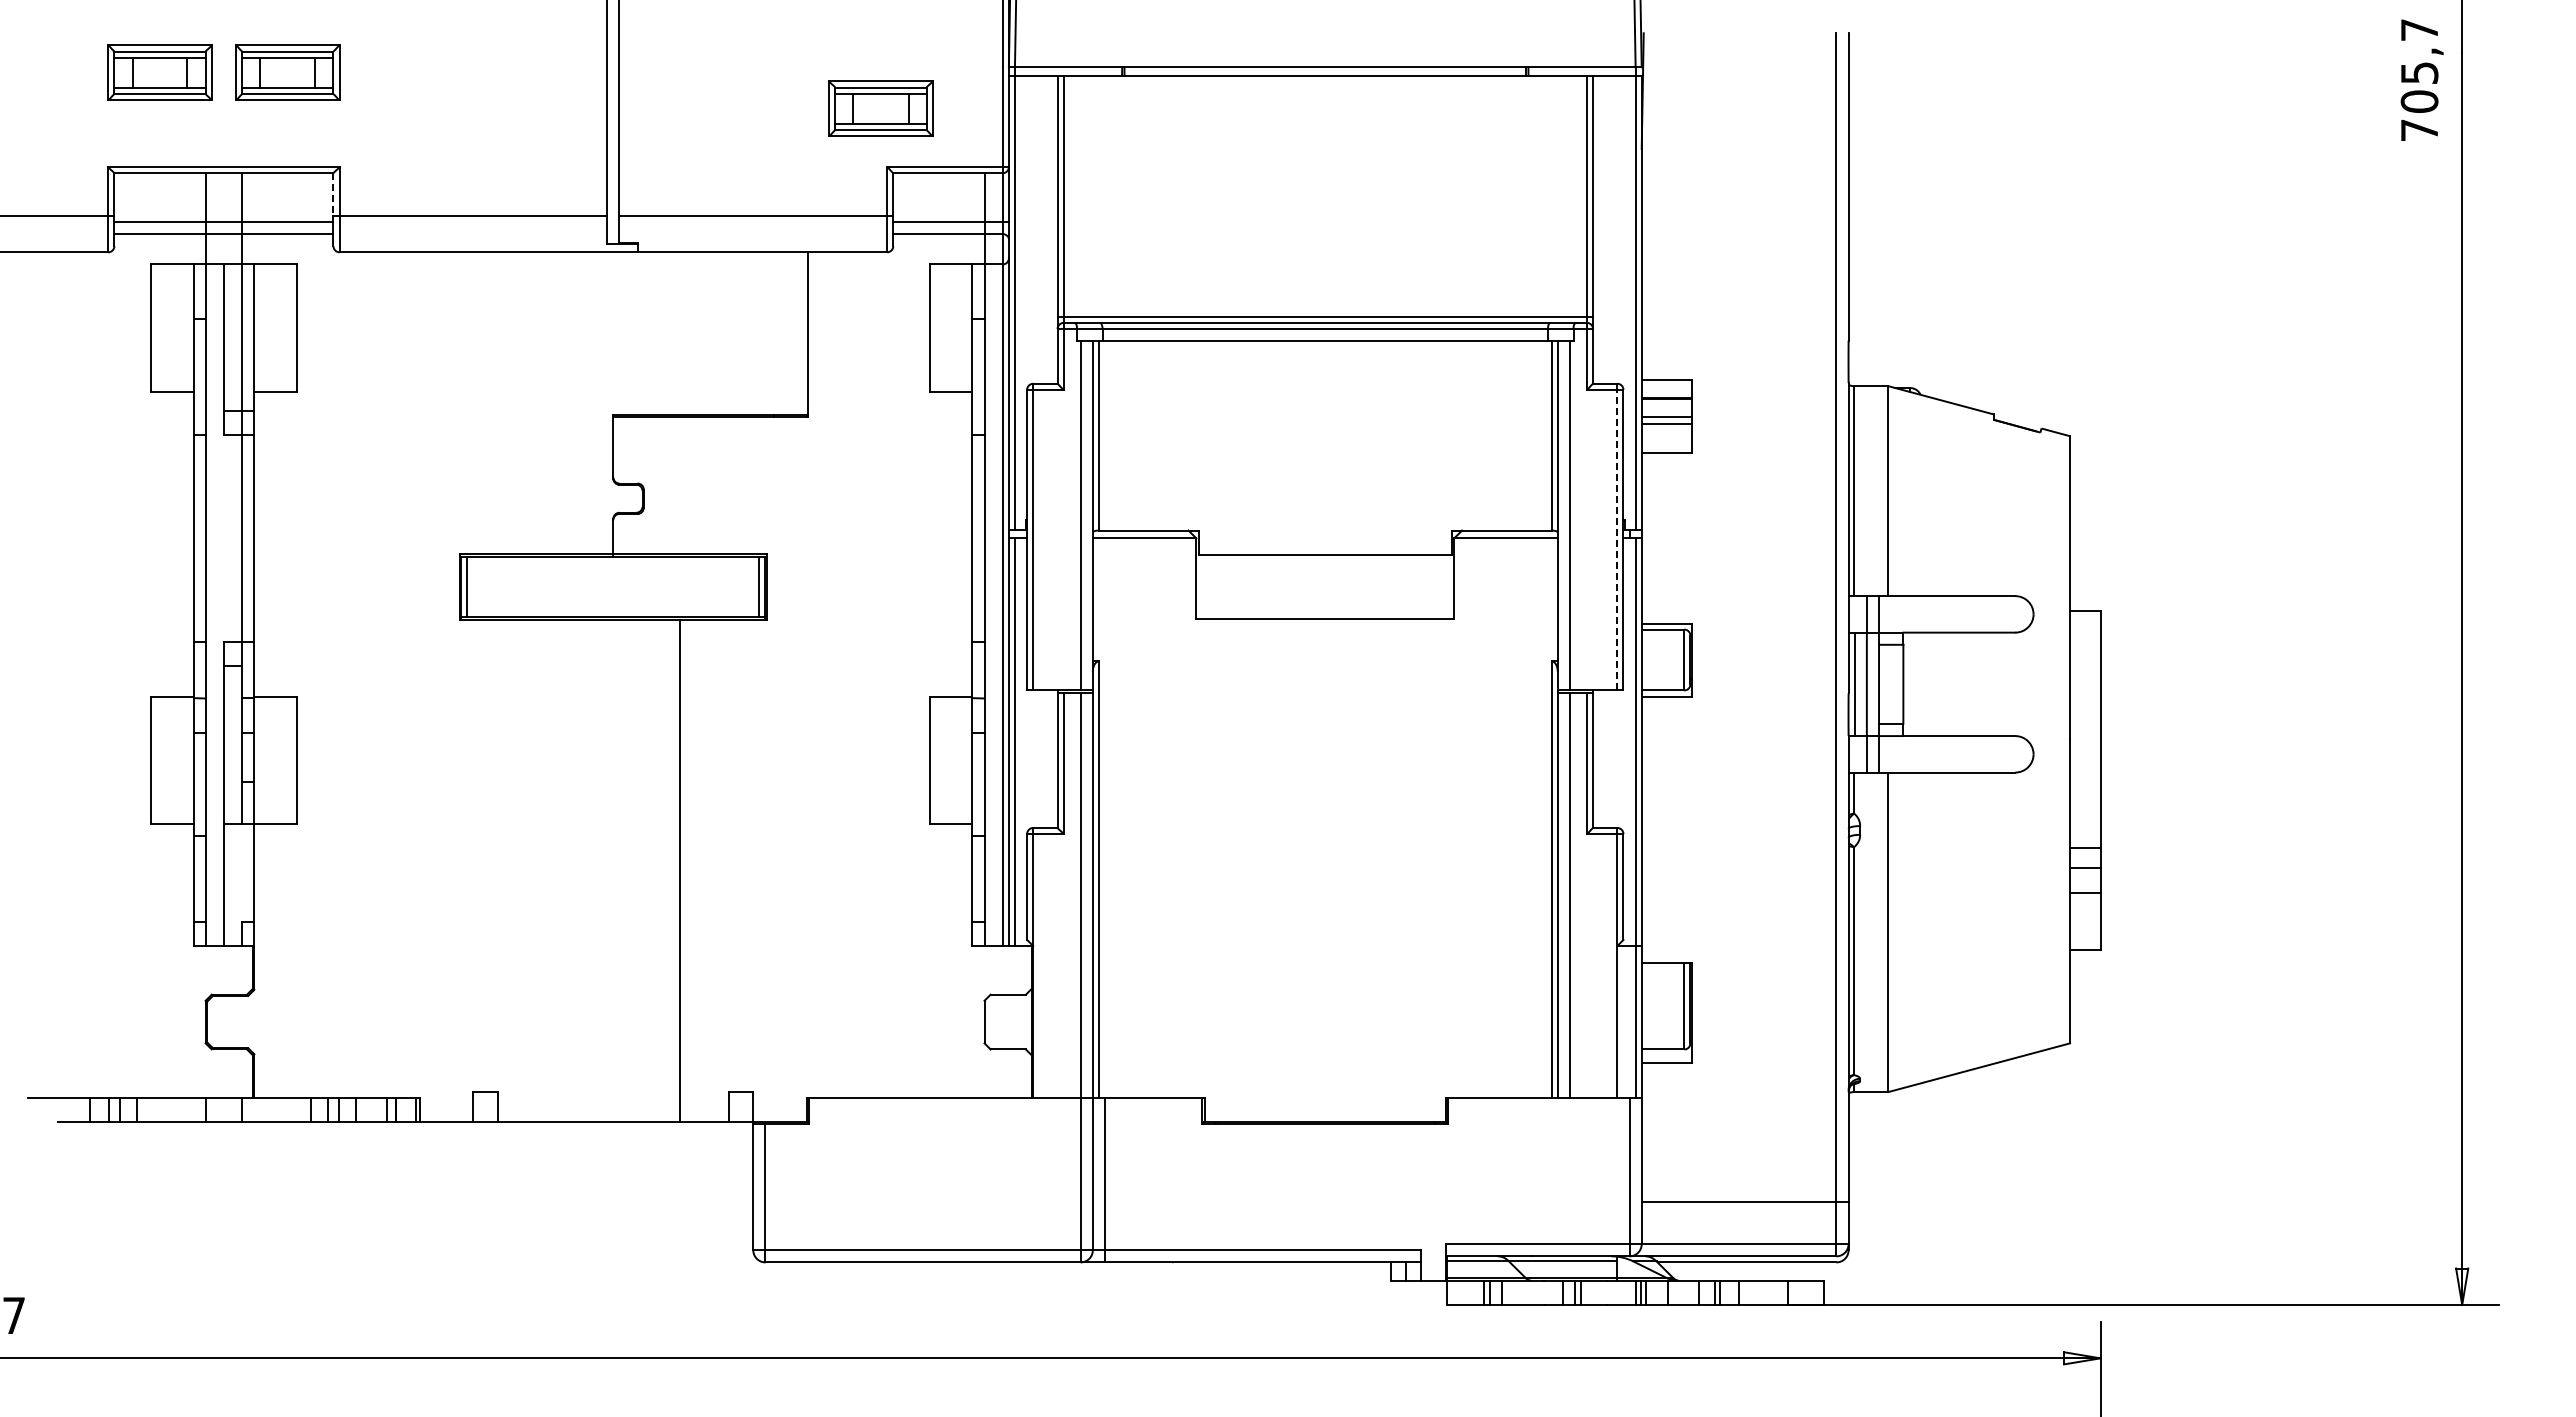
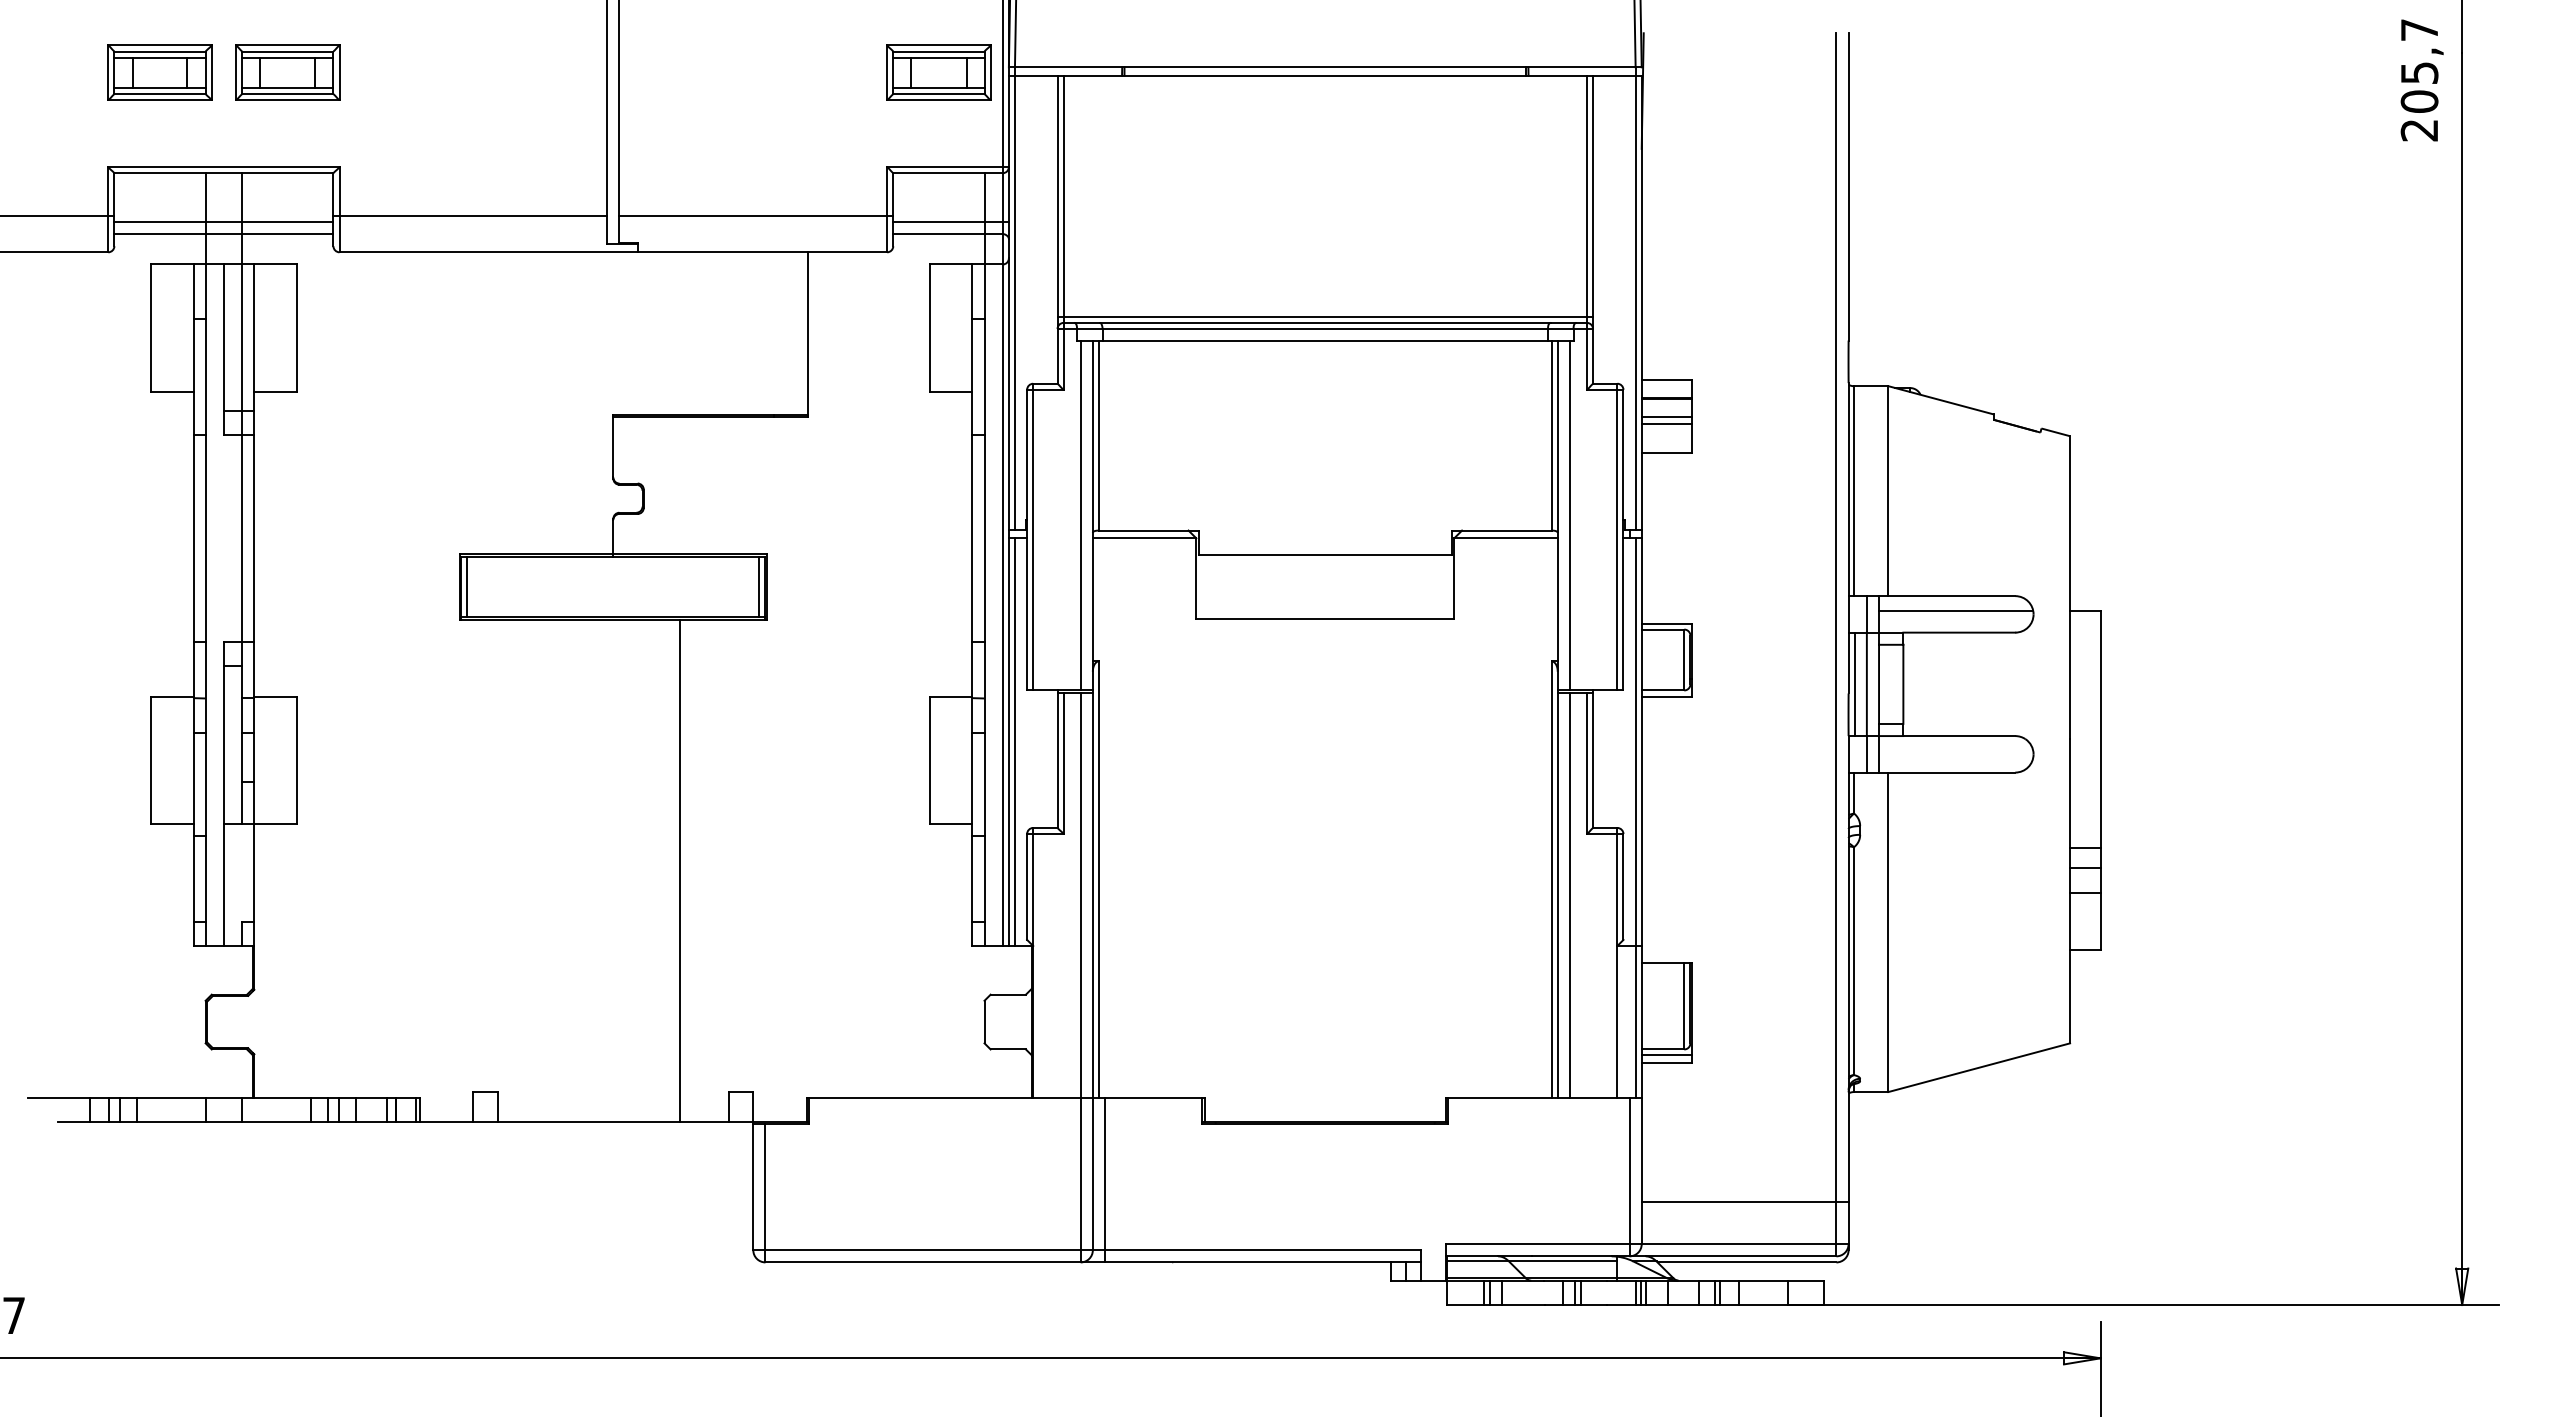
part position: (880, 108) -> (938, 72) (938, 72)
text: 705,7 -> 205,7 (2418, 130)
line: dashed -> solid (333, 195)
line: dashed -> solid (1617, 539)
line: none -> present (1956, 610)
line: none -> present (1666, 1055)
